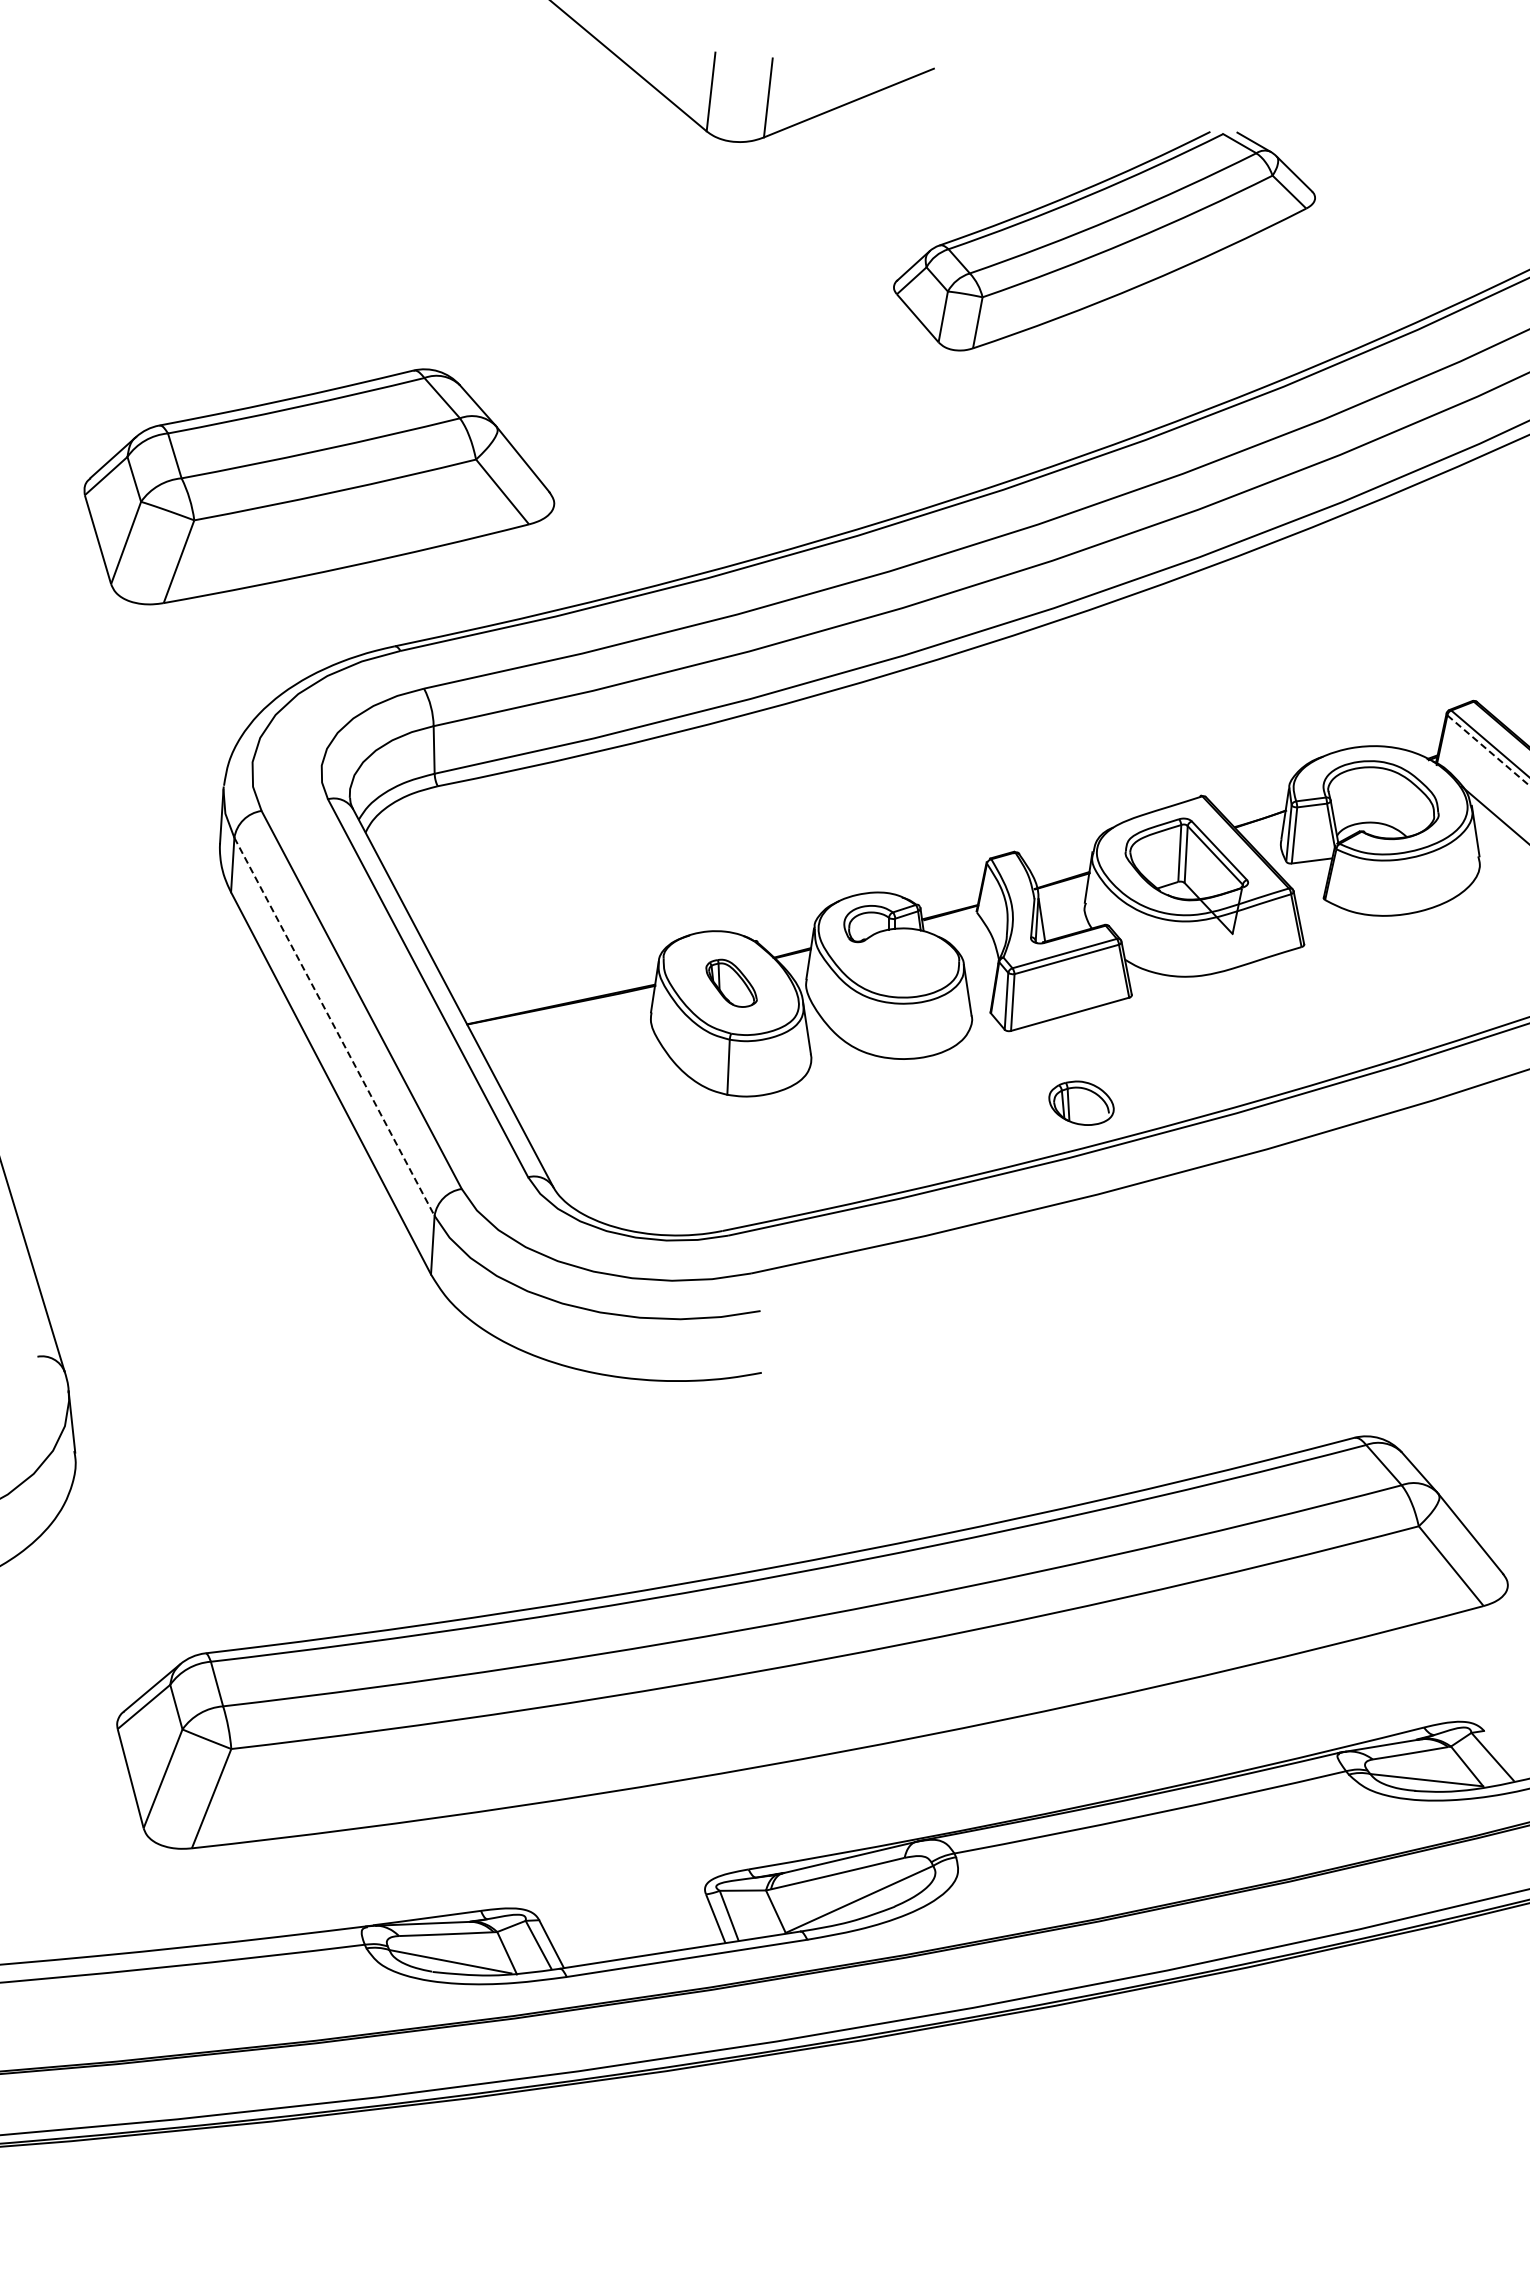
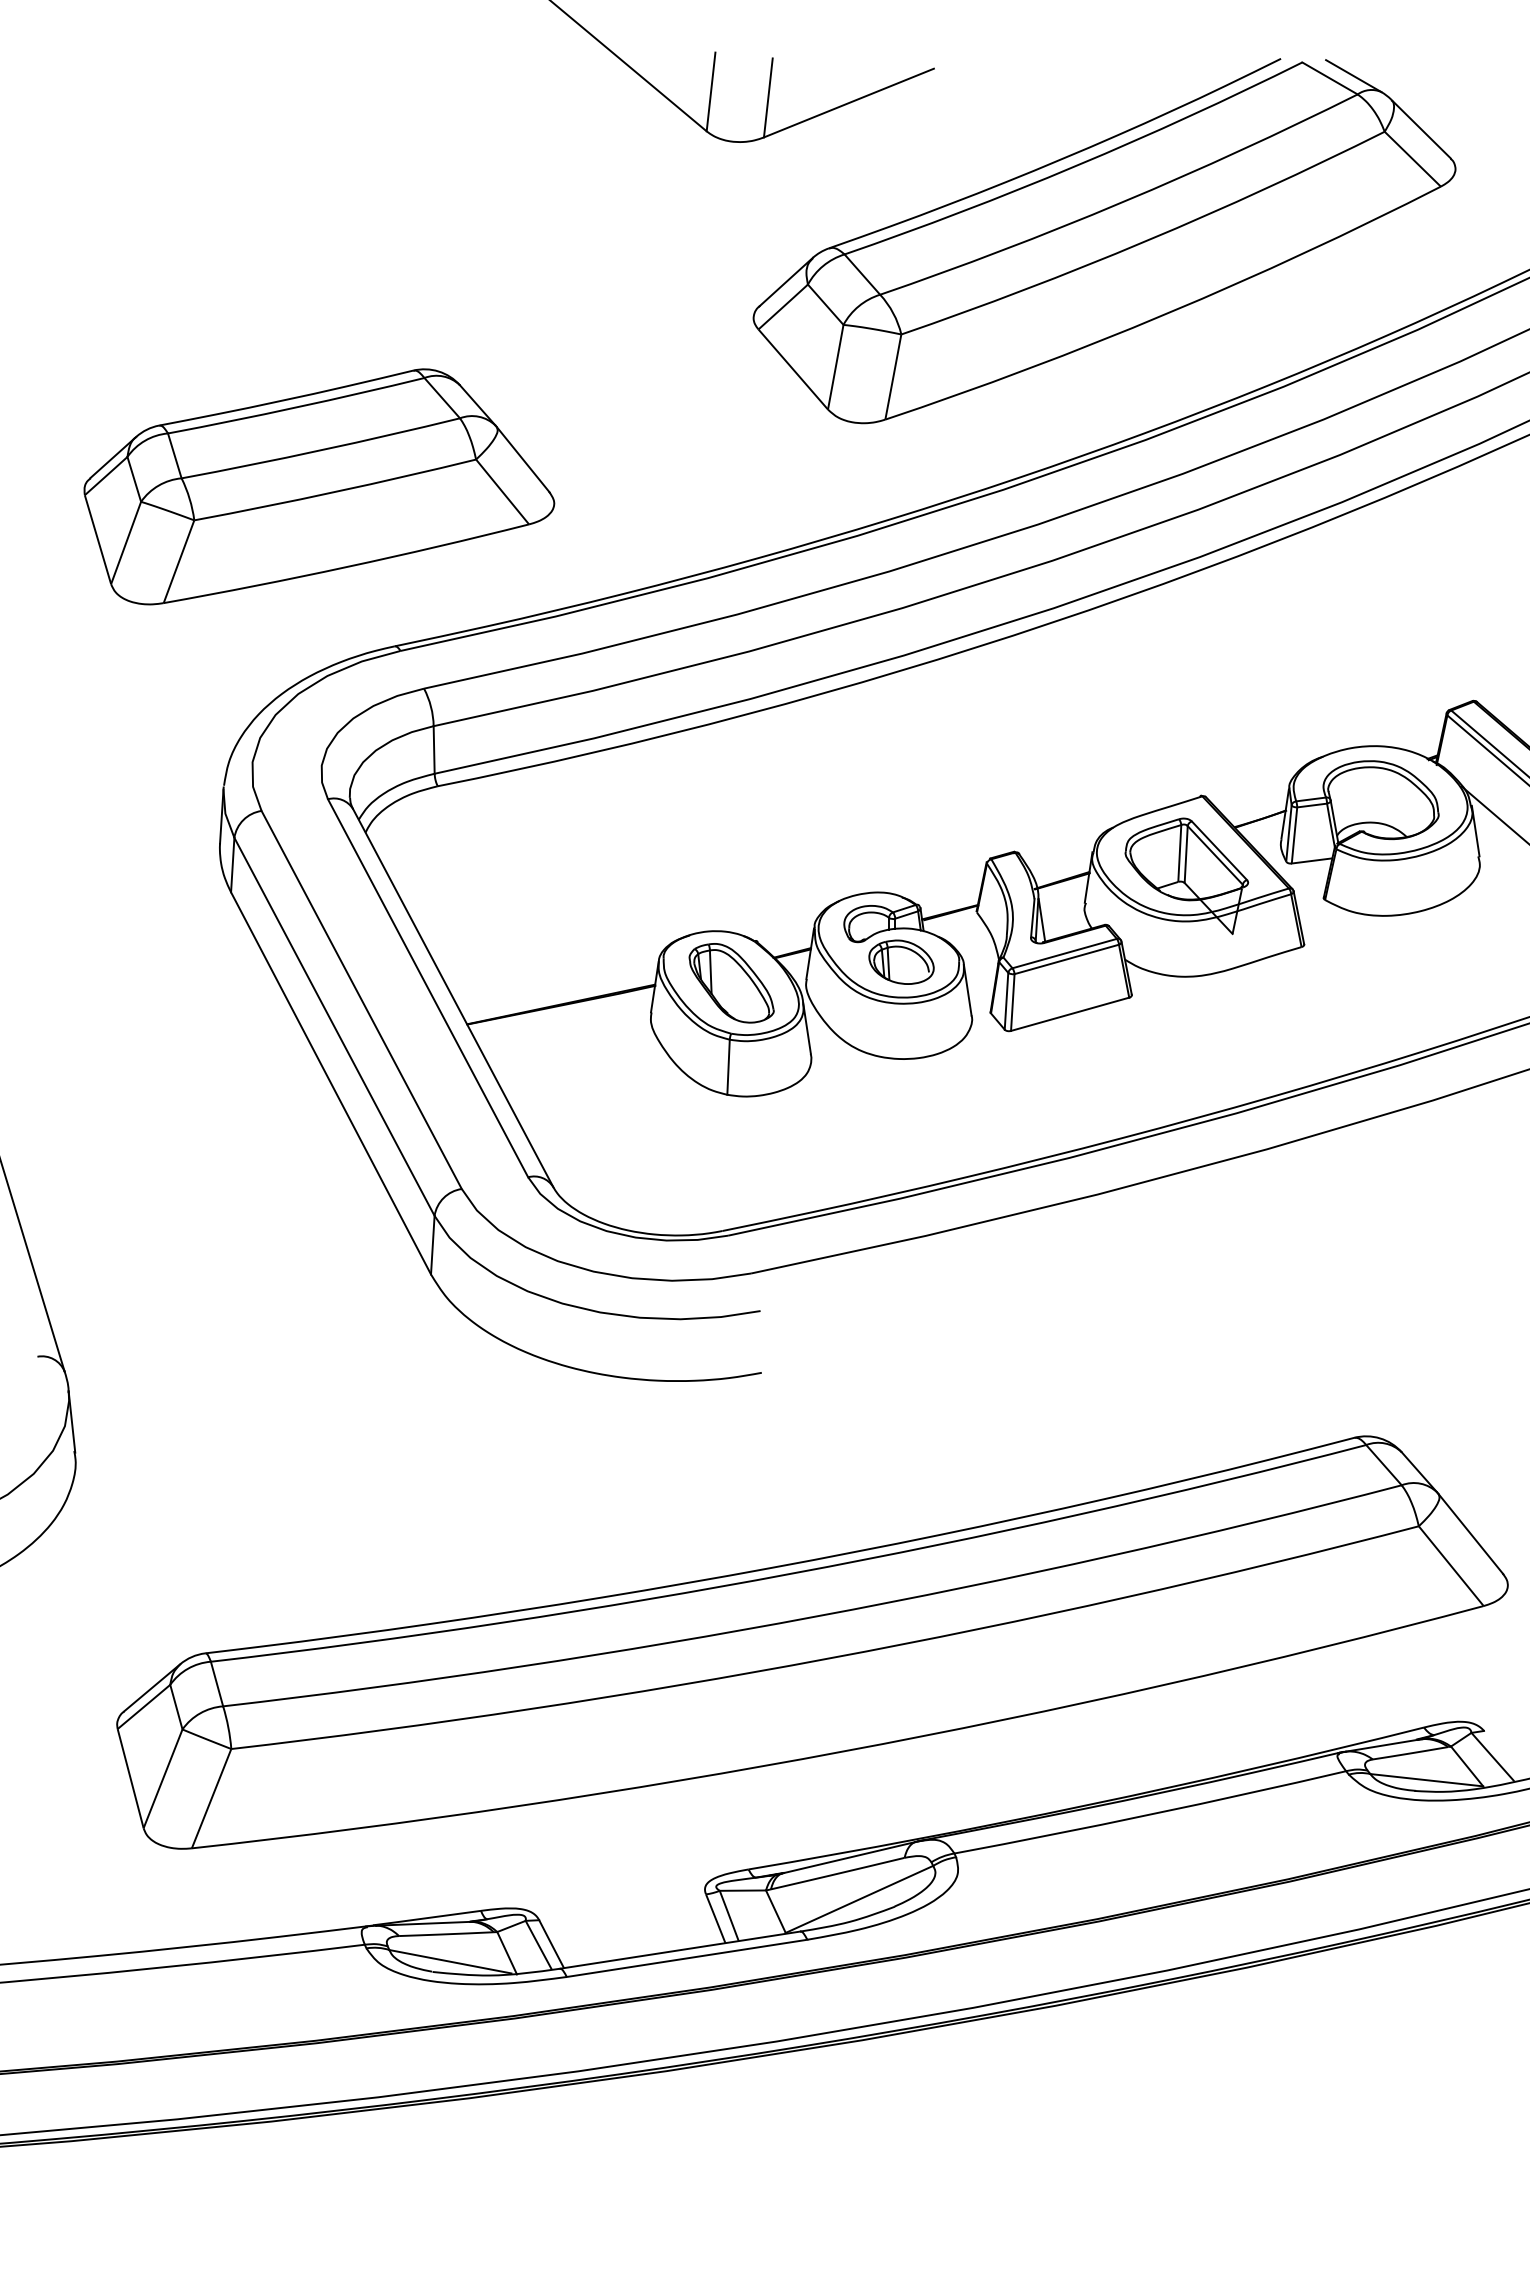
part size: 423x221 px -> 705x367 px (1104, 241)
line: dashed -> solid (1489, 751)
part size: 53x50 px -> 87x81 px (731, 983)
line: dashed -> solid (334, 1026)
part position: (1081, 1102) -> (901, 961) (901, 961)
